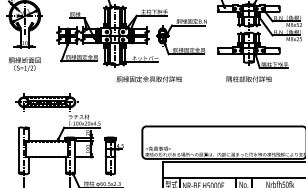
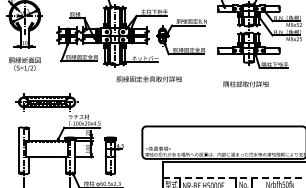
text position: (248, 79) -> (245, 84) (245, 84)
line: solid -> dashed (234, 177)
